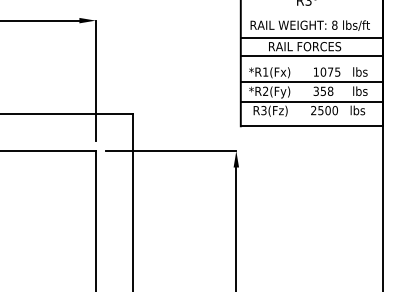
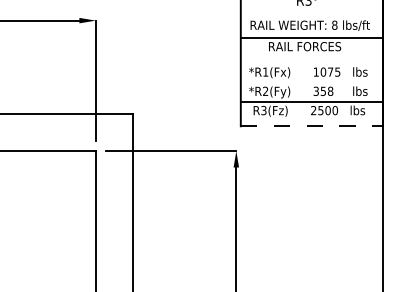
line: present -> none (311, 56)
line: present -> none (311, 82)
line: solid -> dashed (311, 126)
